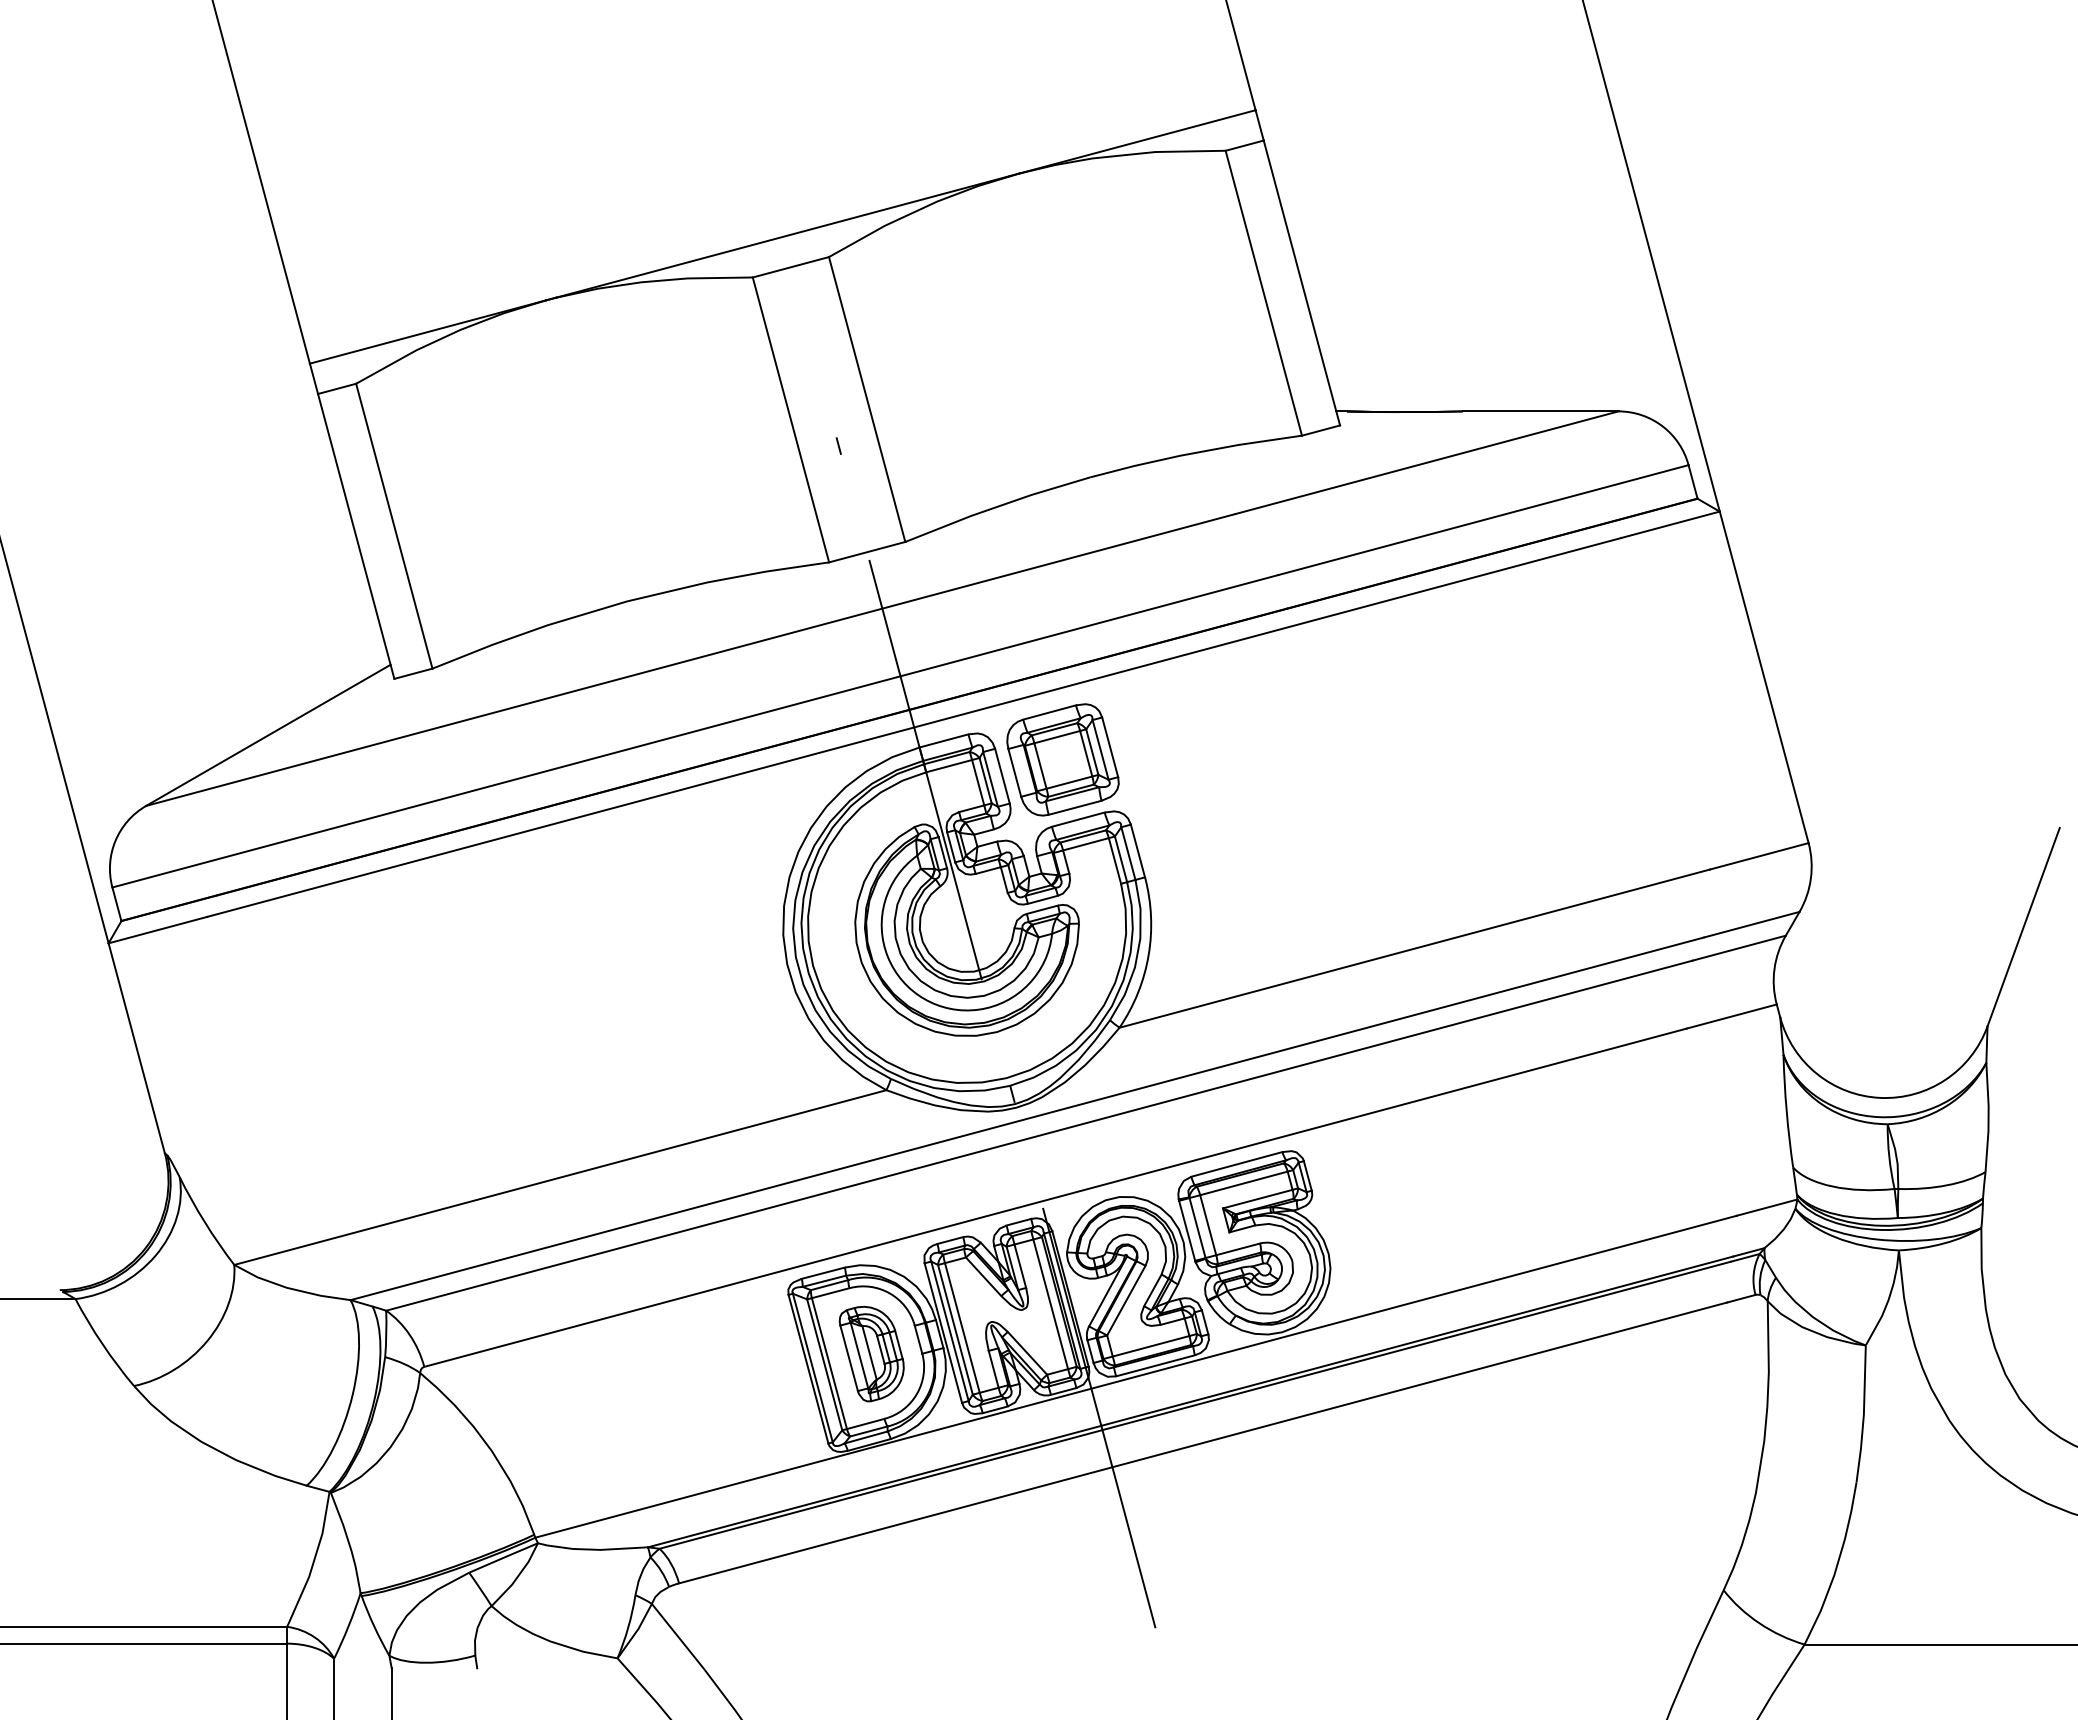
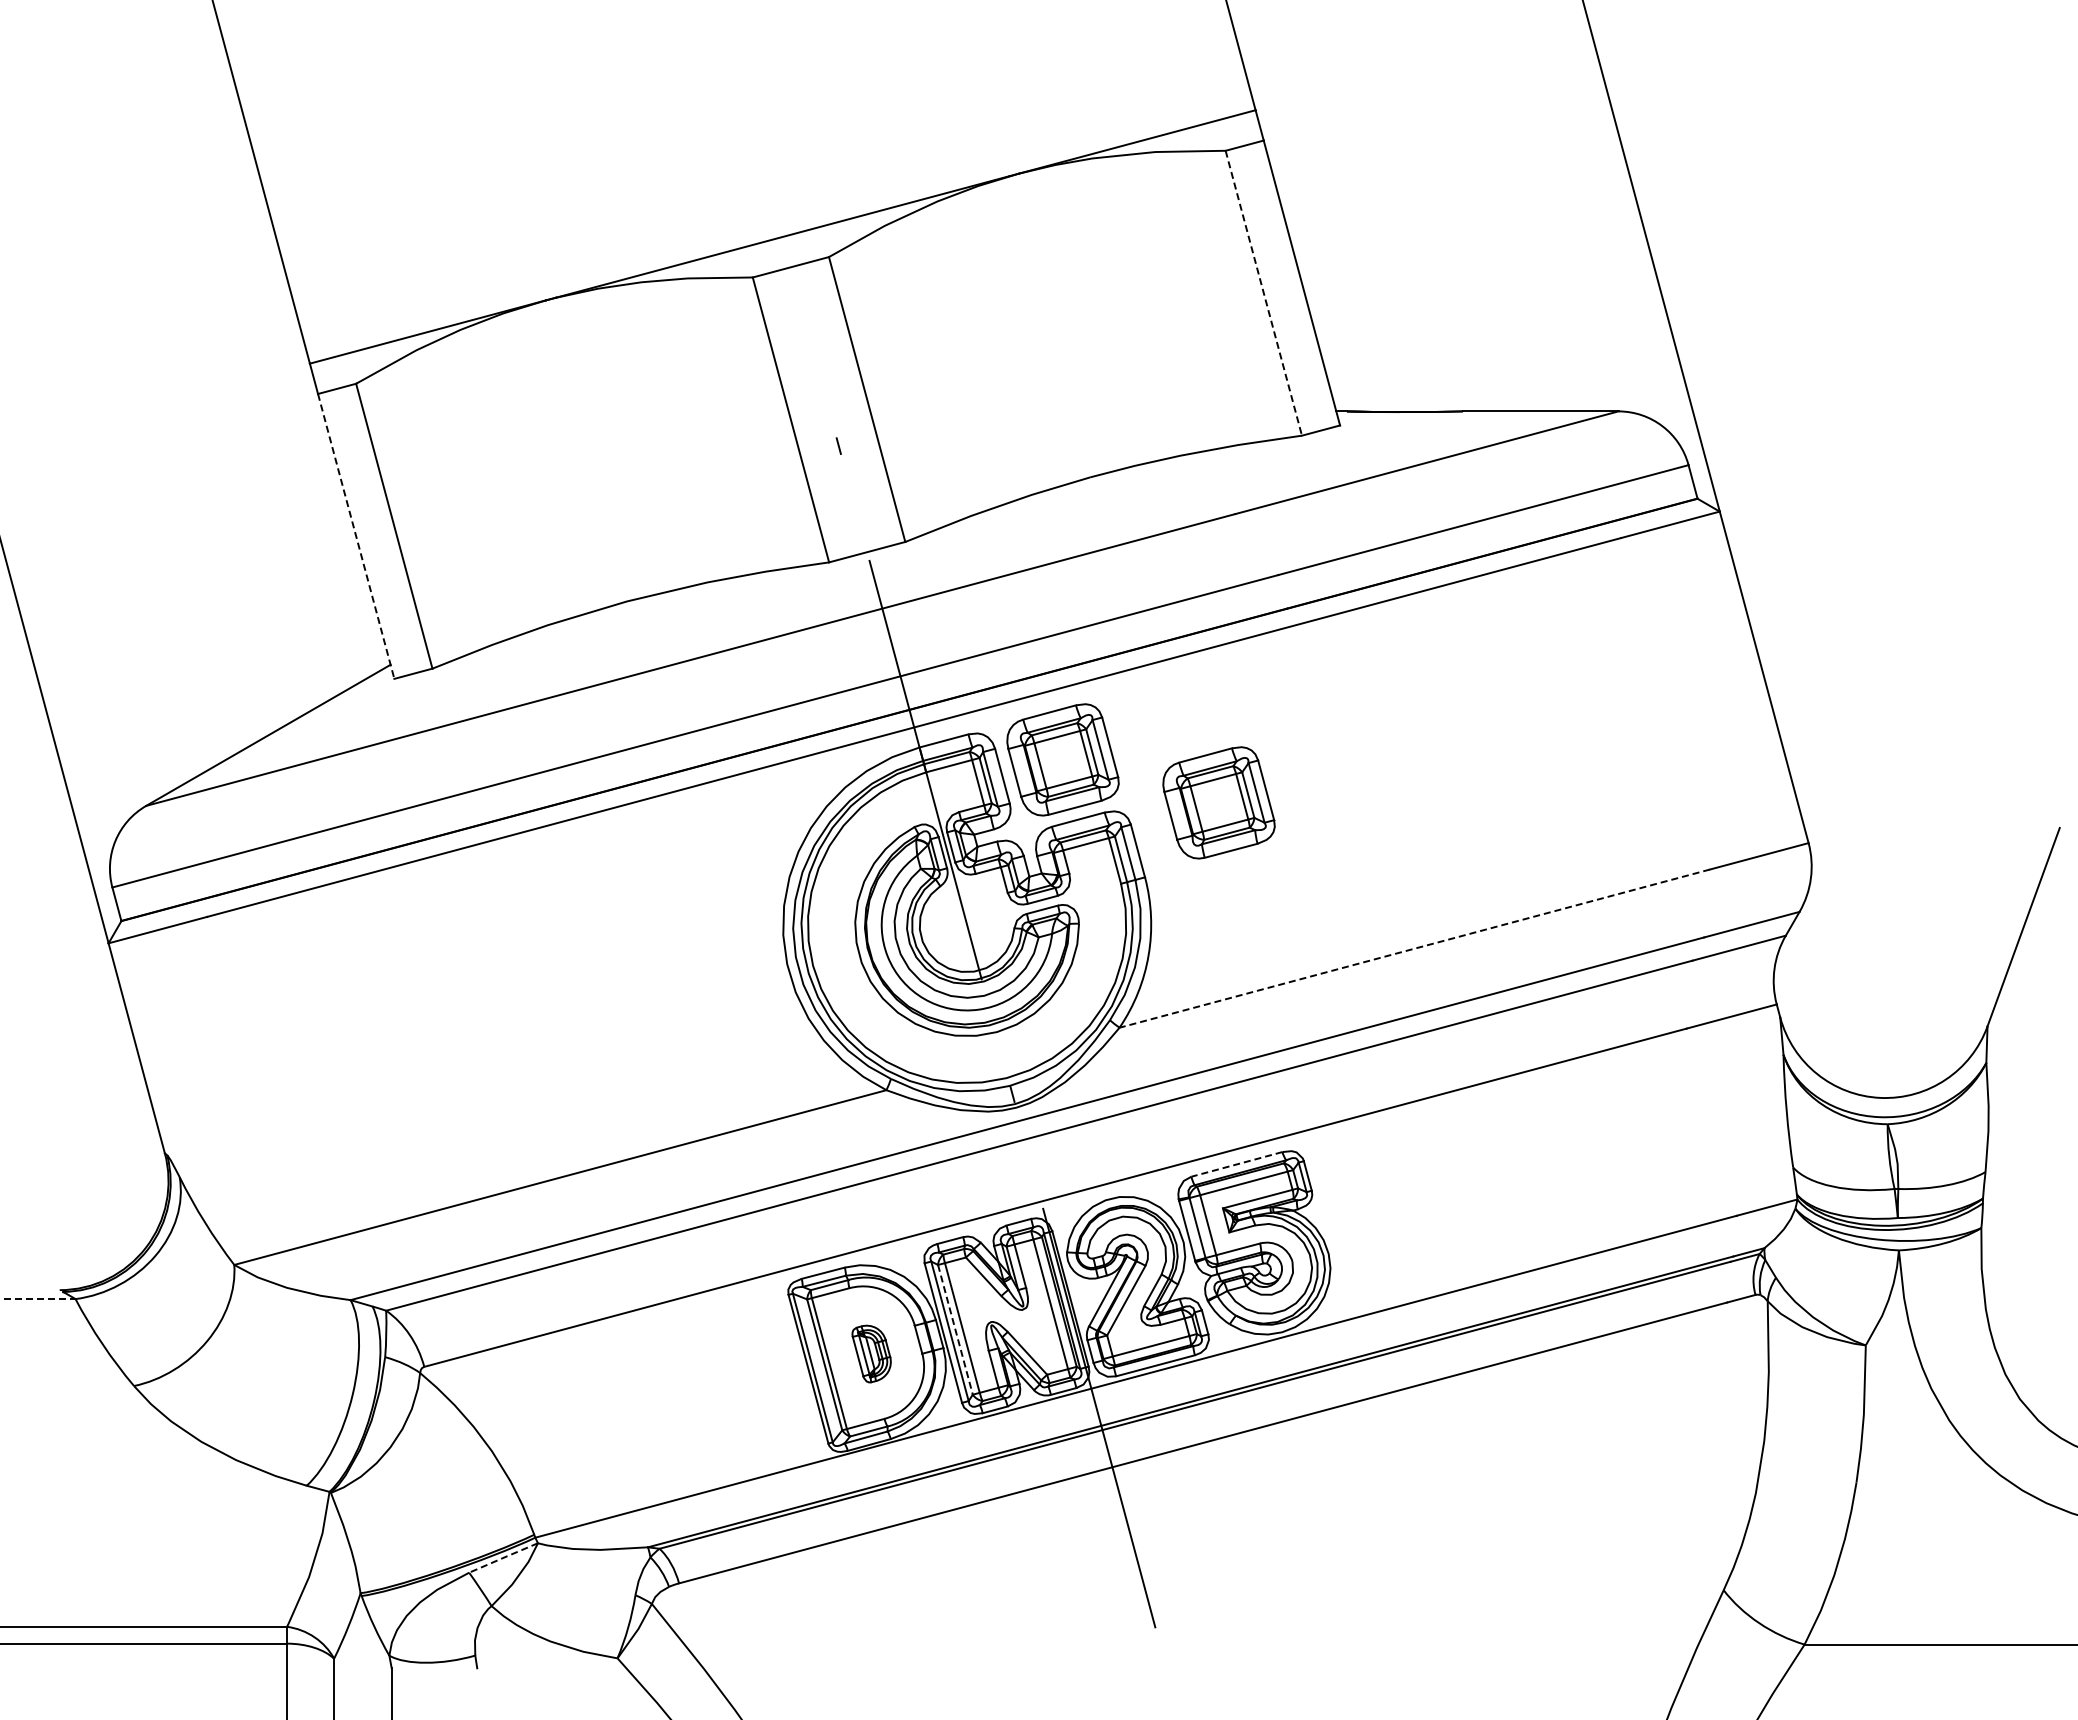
line: solid -> dashed (1263, 293)
line: solid -> dashed (356, 536)
part: none -> present (1218, 802)
line: solid -> dashed (1414, 948)
line: solid -> dashed (1236, 1164)
line: solid -> dashed (38, 1299)
line: solid -> dashed (955, 1330)
part size: 67x98 px -> 41x60 px (871, 1353)
line: solid -> dashed (503, 1557)
